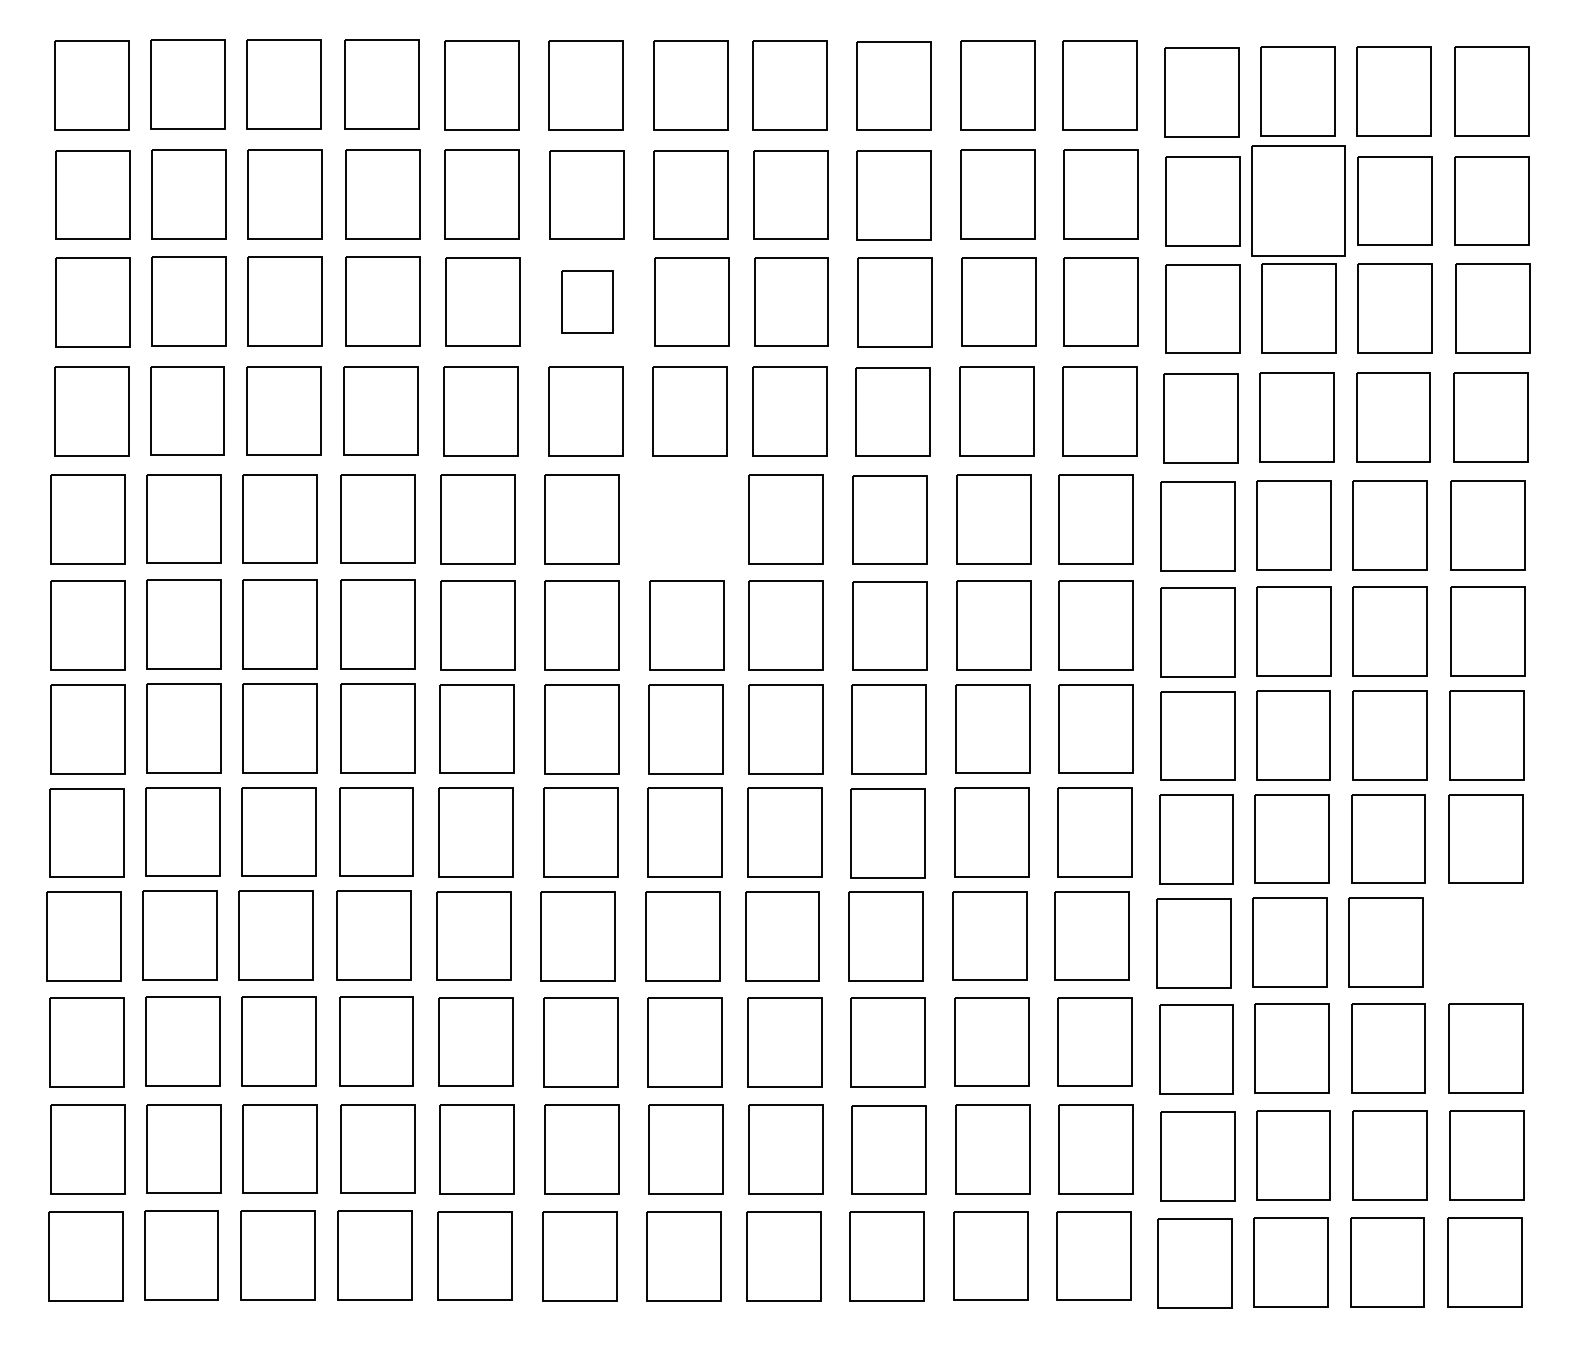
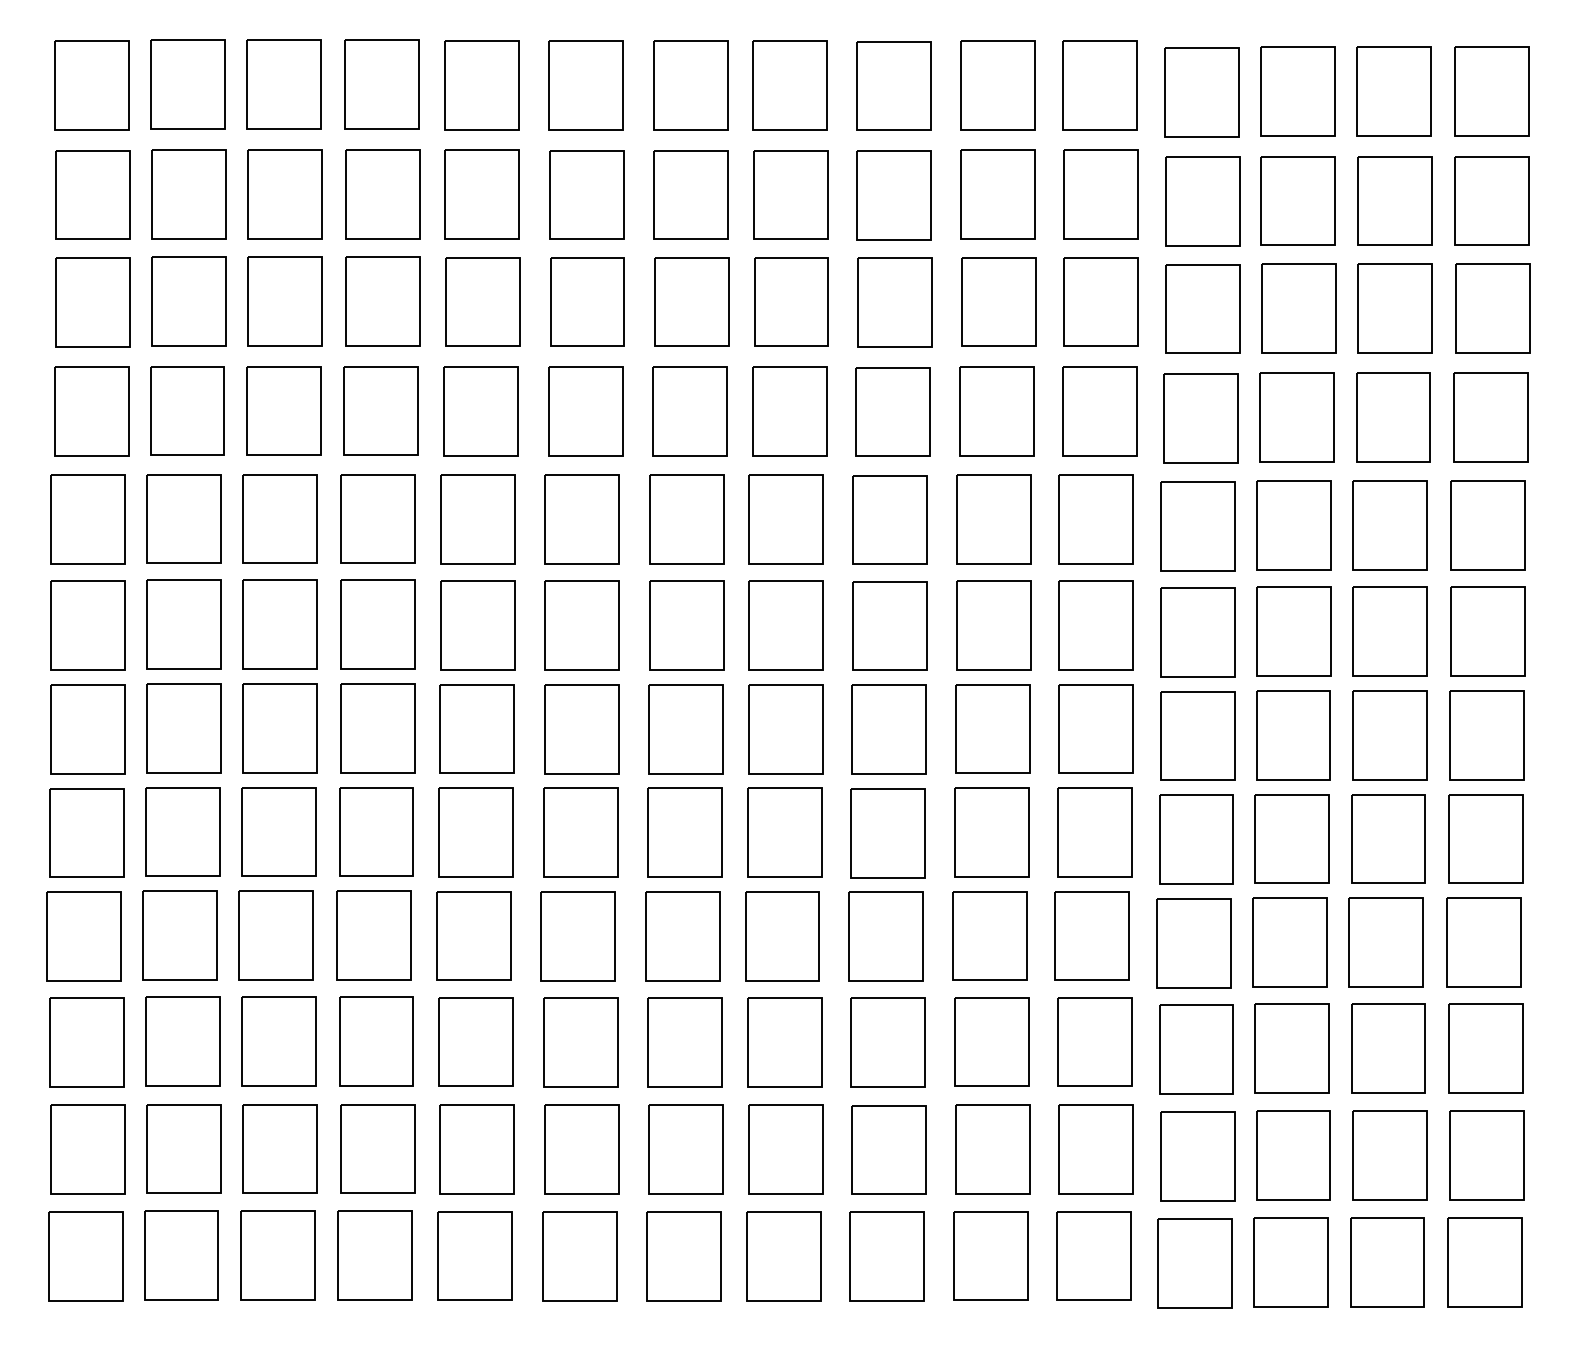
part size: 95x112 px -> 76x90 px (1297, 200)
part size: 53x64 px -> 75x90 px (587, 301)
part: none -> present (686, 519)
part: none -> present (1483, 942)
